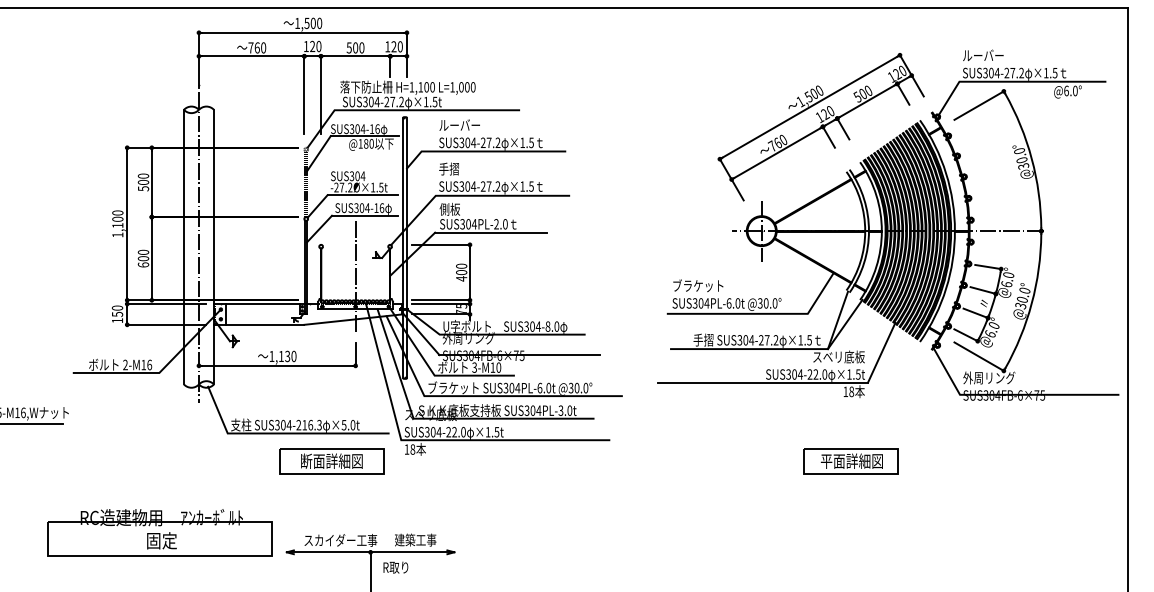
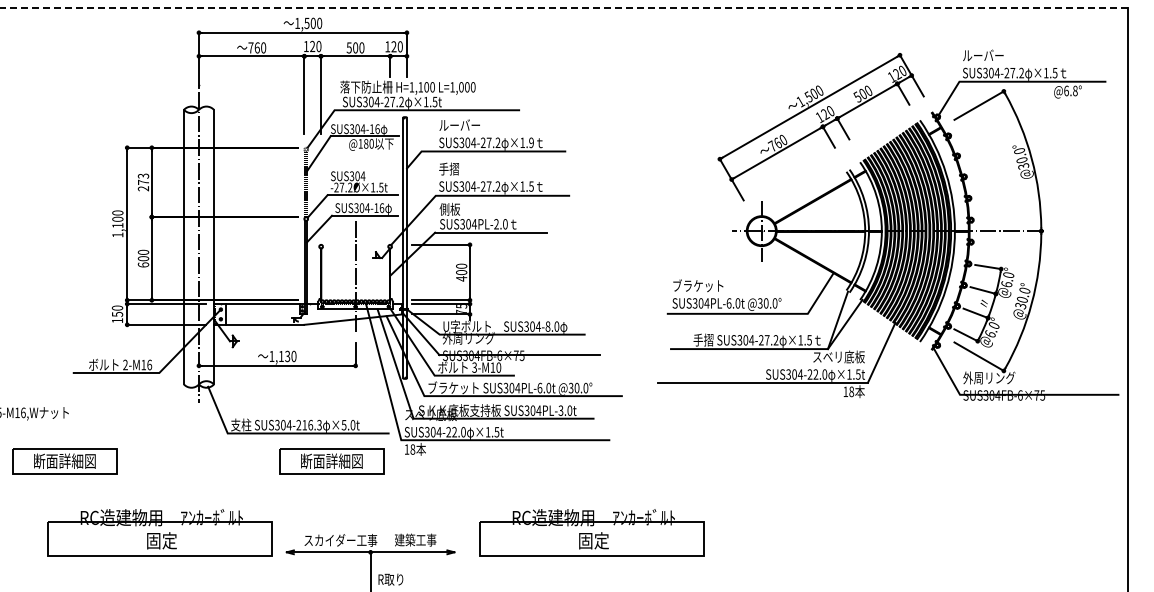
line: solid -> dashed (564, 8)
text: @6.0° -> @6.8° (1075, 91)
text: ×1.5 -> ×1.9 (531, 142)
text: 500 -> 273 (143, 182)
line: present -> none (32, 423)
part: none -> present (64, 461)
part: present -> none (850, 461)
part: none -> present (591, 532)
text position: (395, 567) -> (390, 579) (390, 579)
